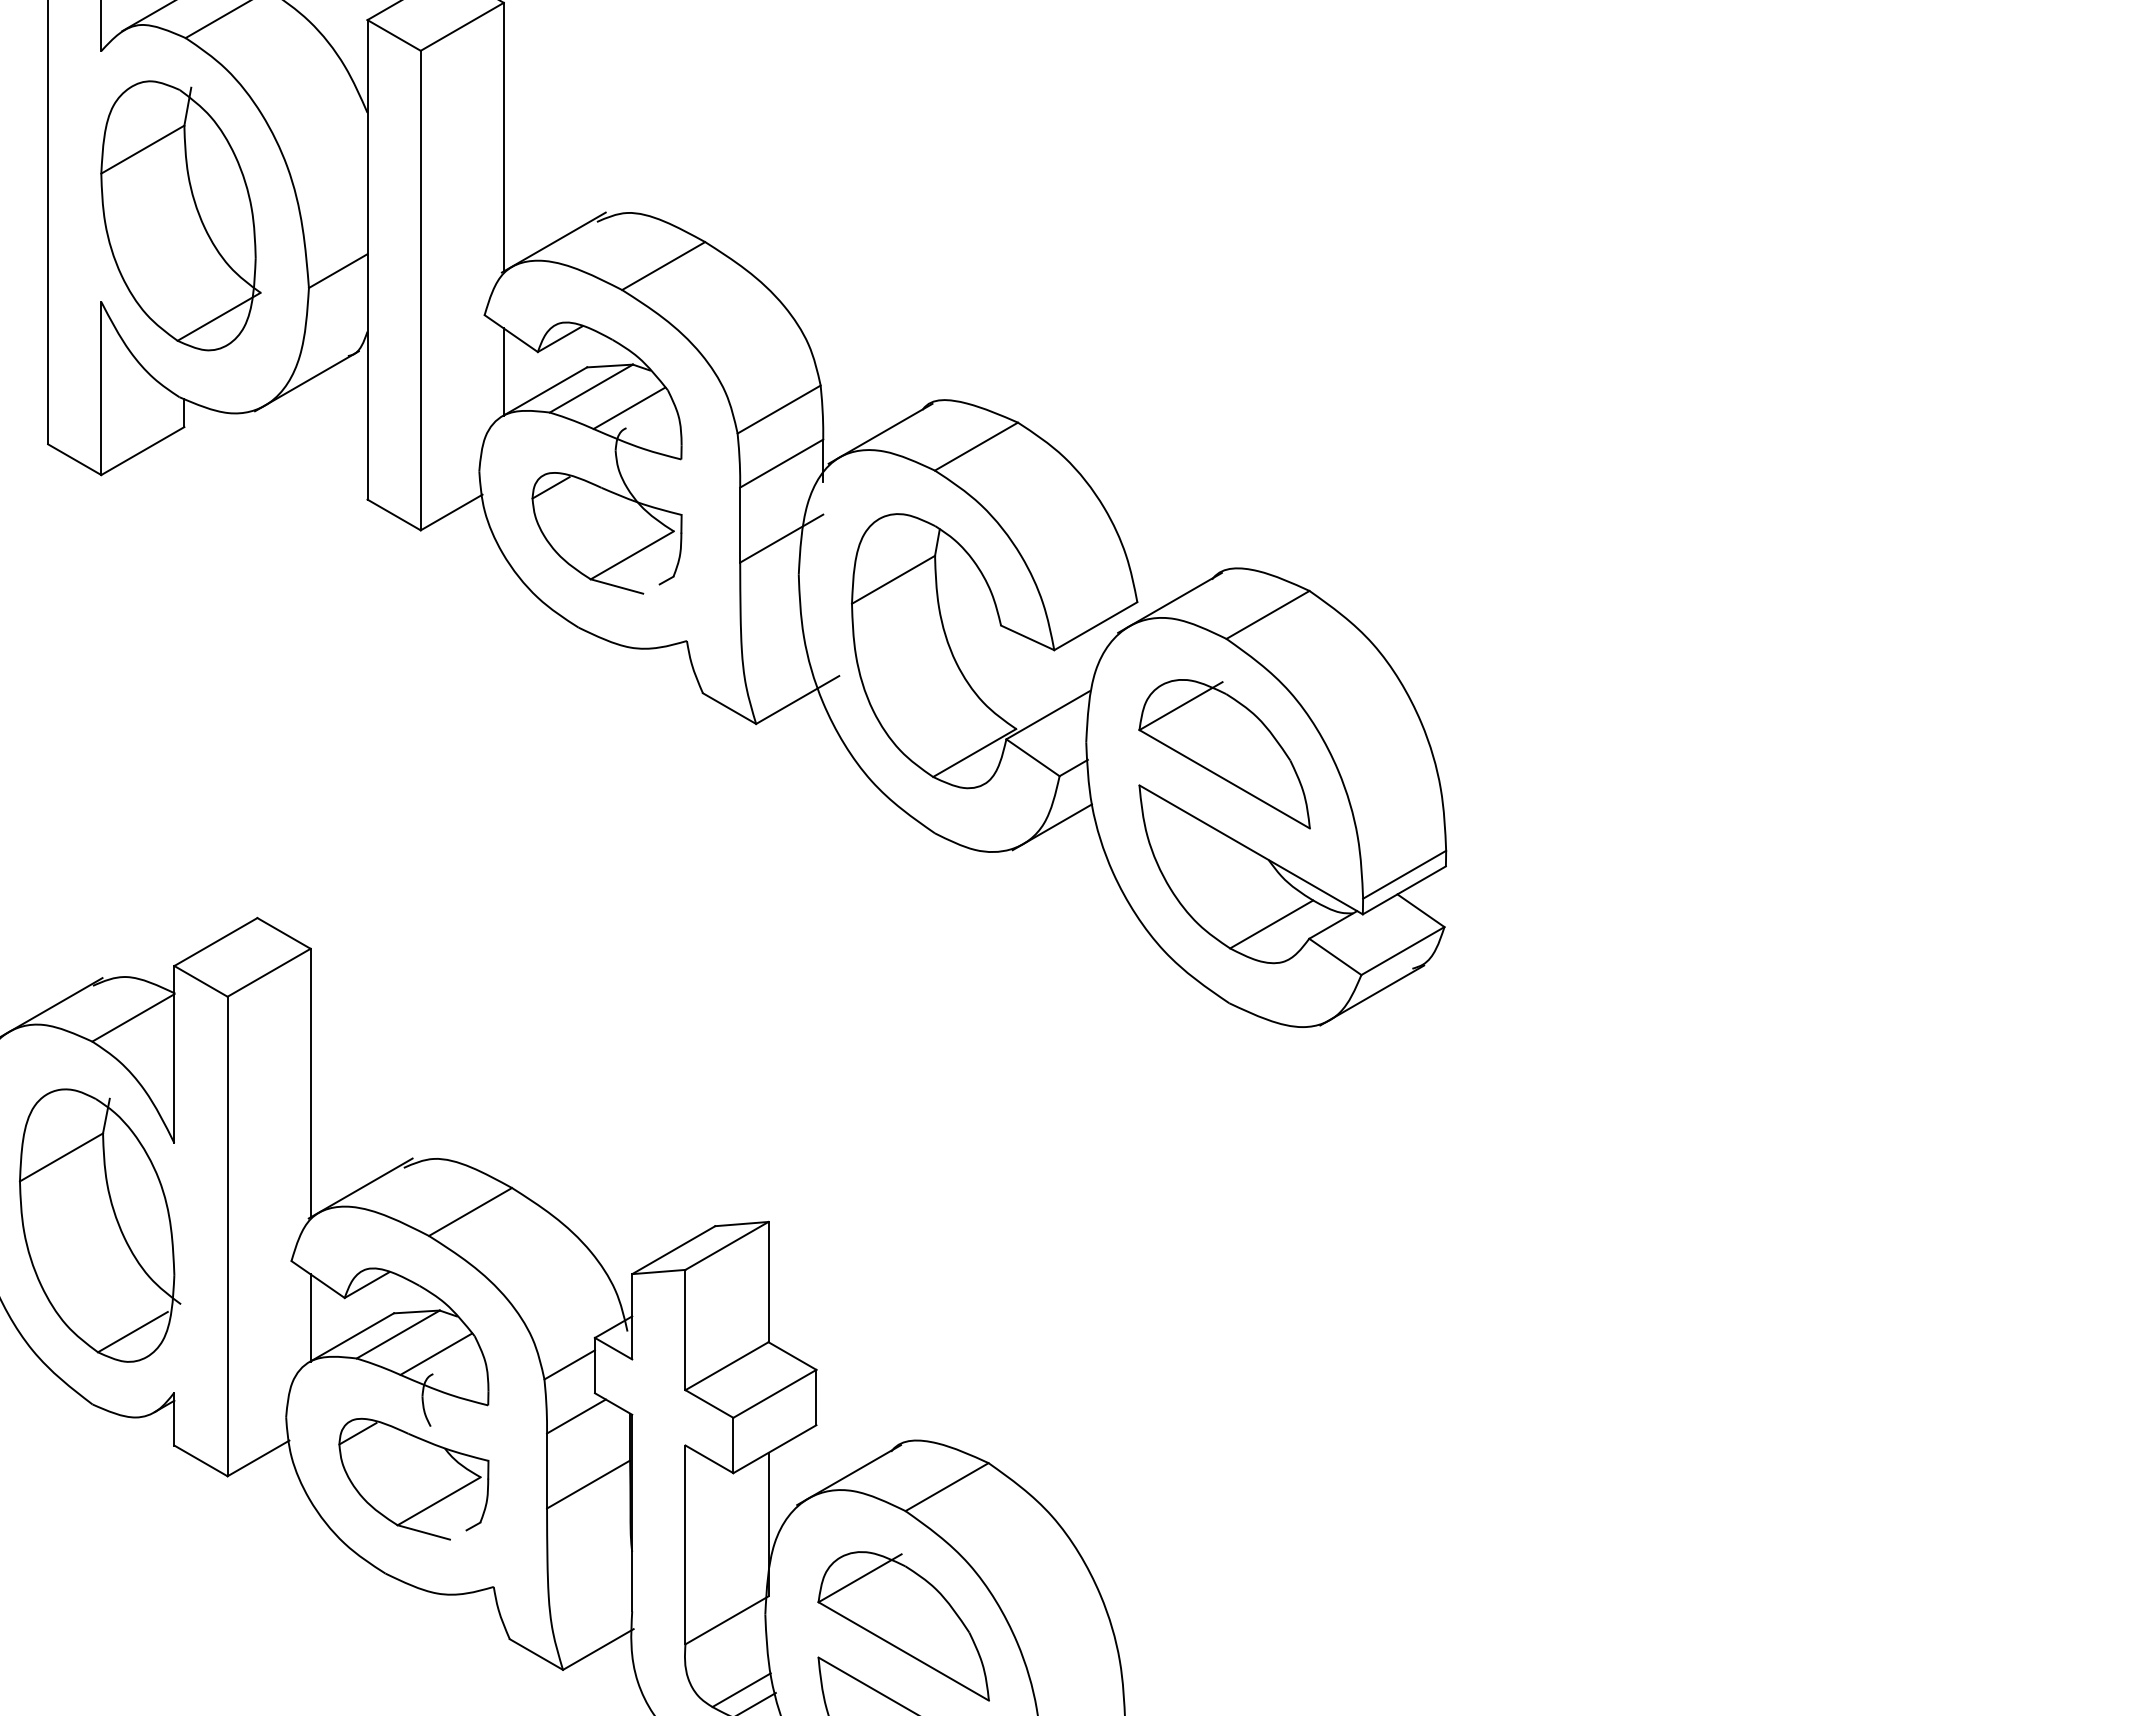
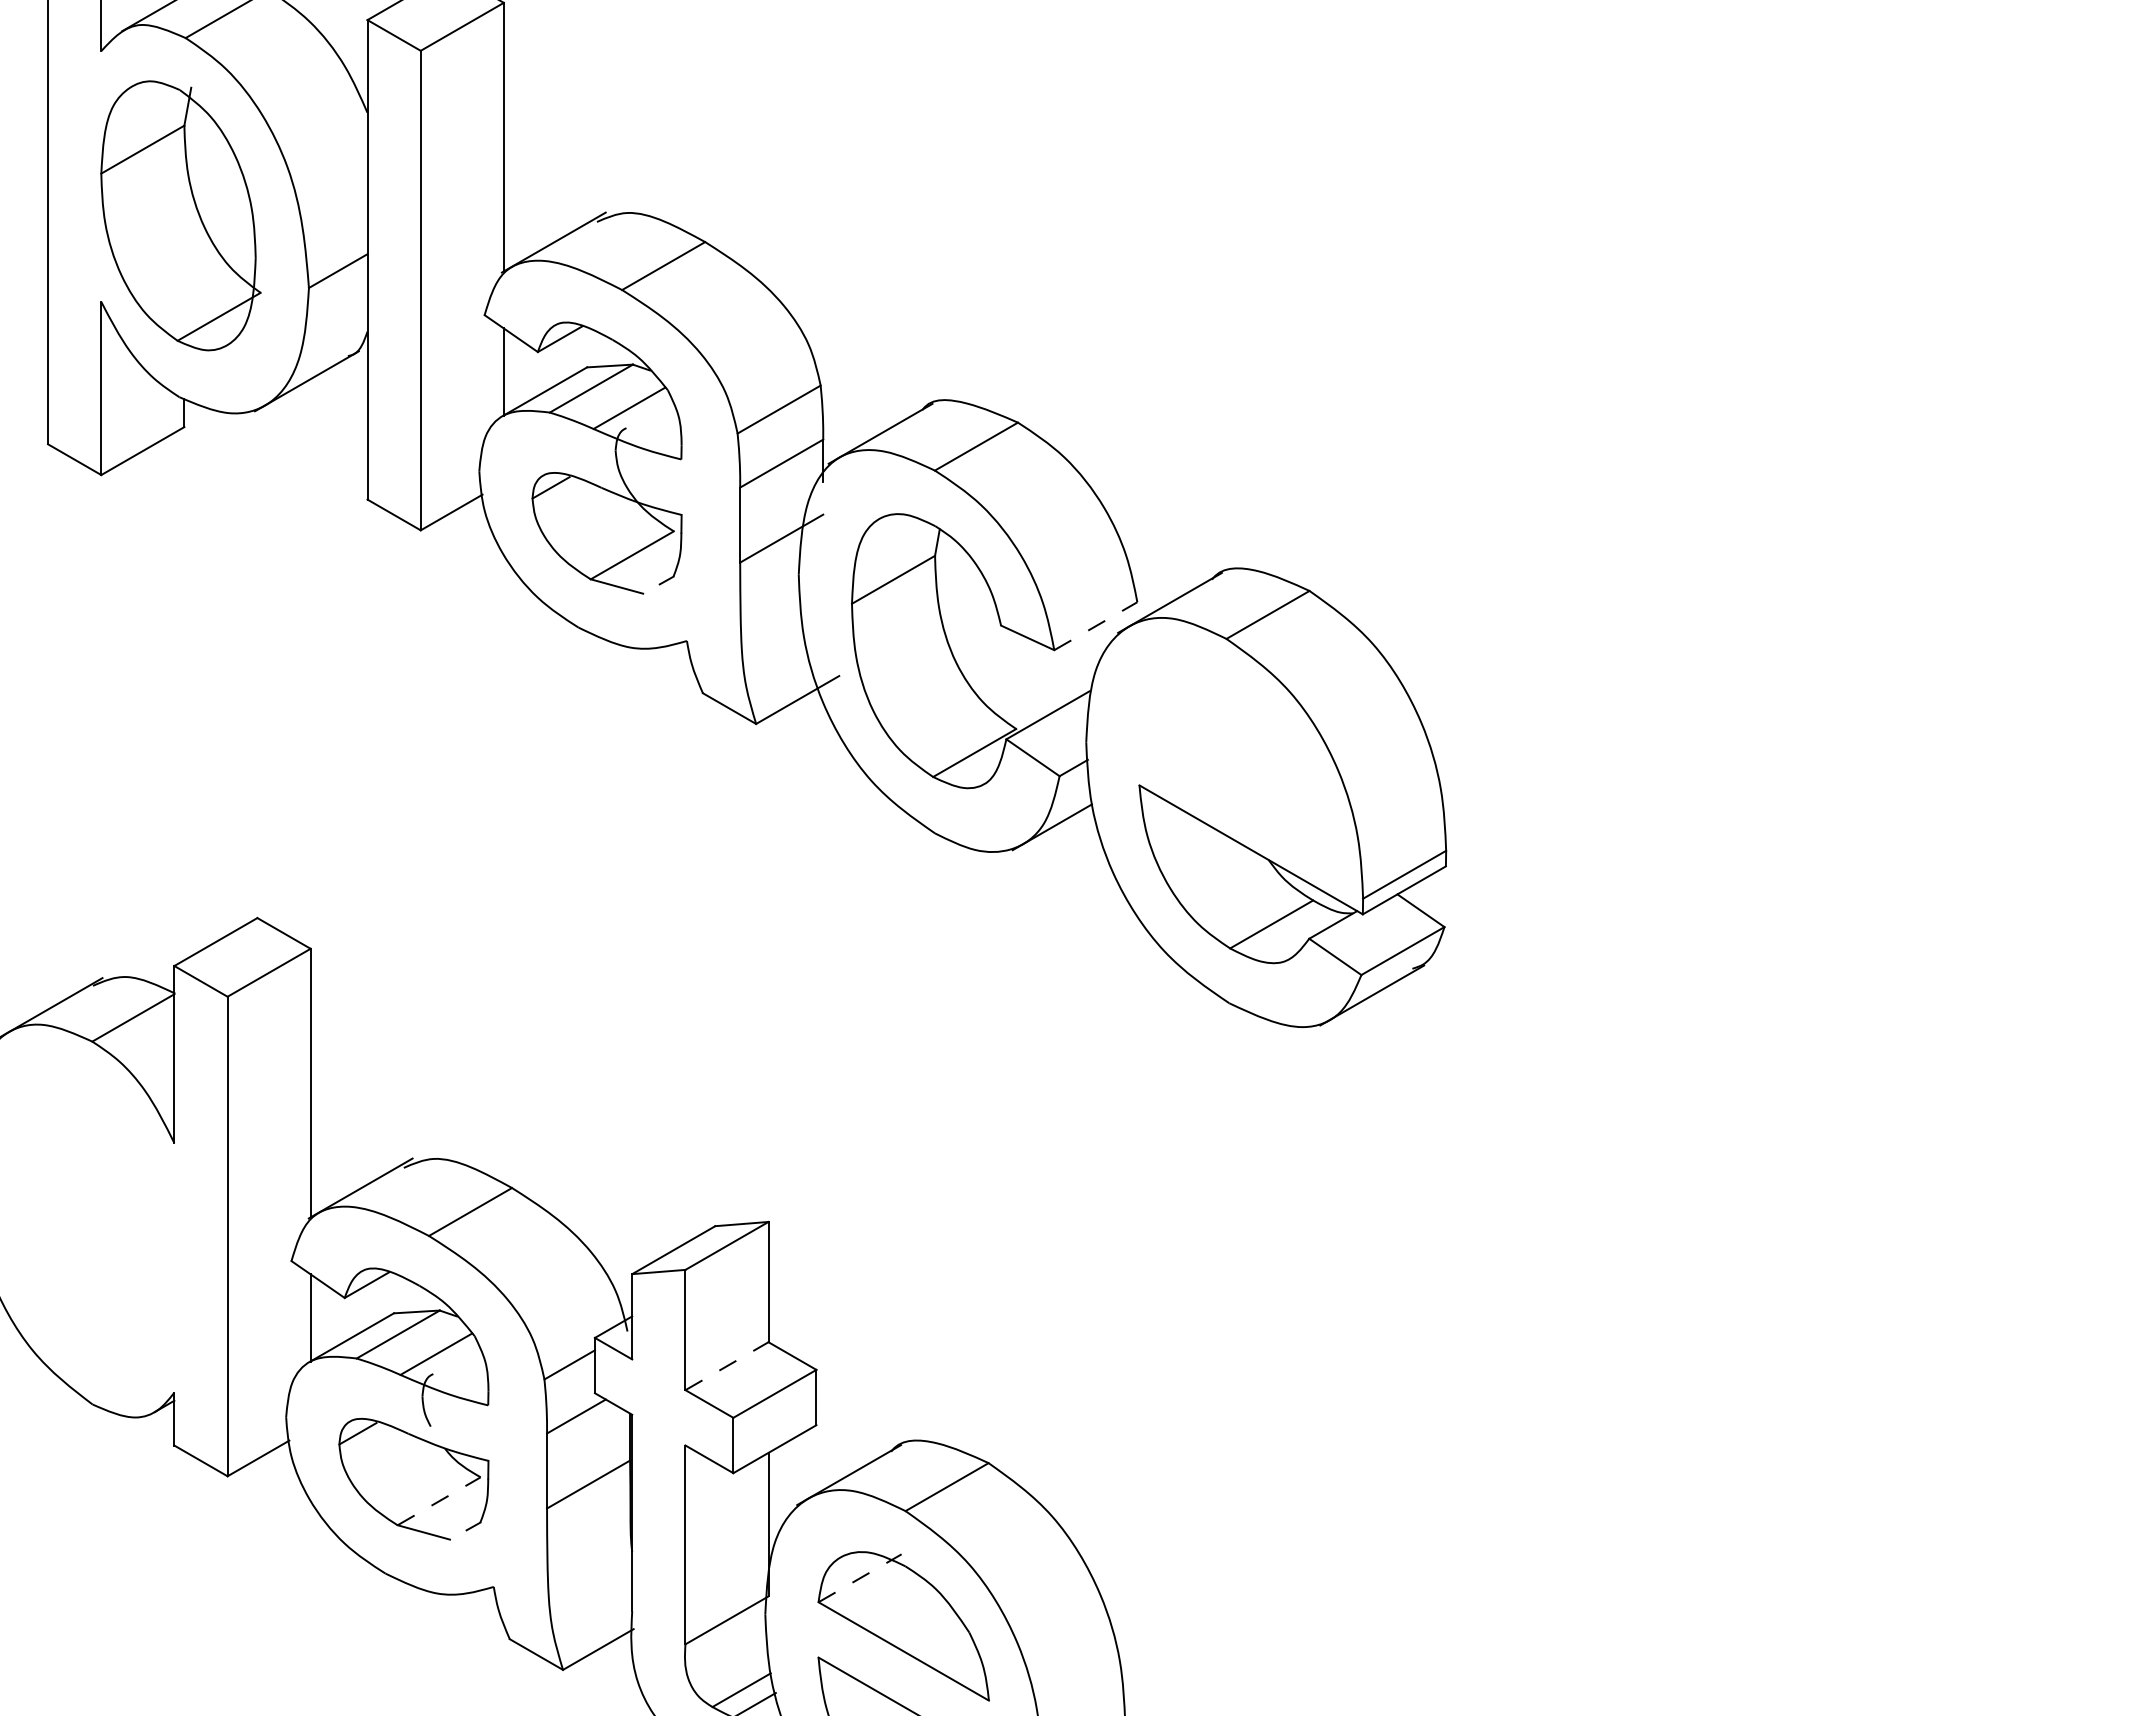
line: solid -> dashed (1095, 626)
part: present -> none (1224, 754)
part: present -> none (100, 1225)
line: solid -> dashed (727, 1366)
line: solid -> dashed (439, 1501)
line: solid -> dashed (860, 1578)
